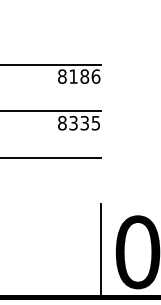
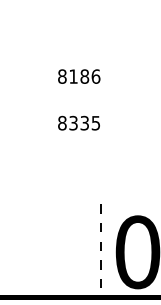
line: present -> none (51, 64)
line: present -> none (51, 111)
line: present -> none (51, 157)
line: solid -> dashed (101, 251)
